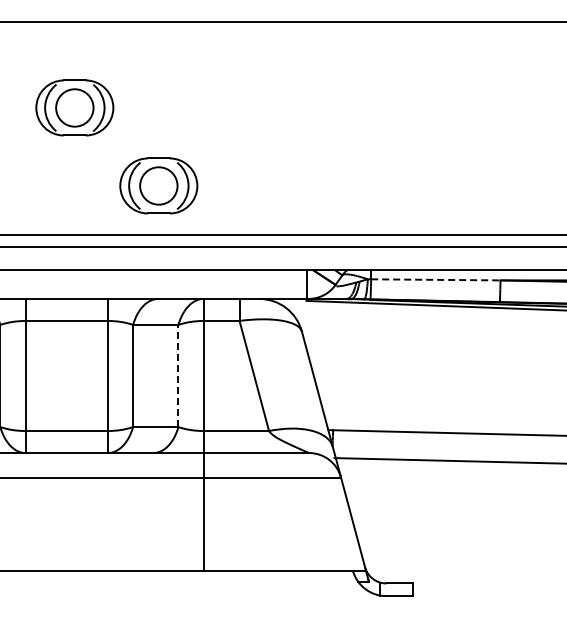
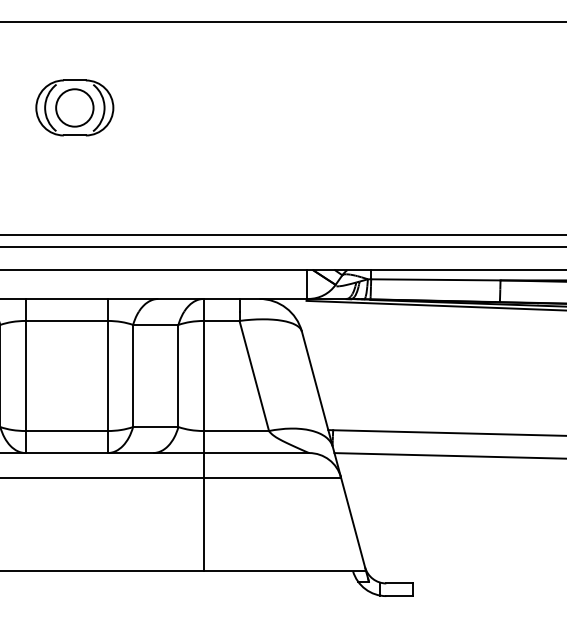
part: present -> none (158, 185)
line: dashed -> solid (435, 279)
line: dashed -> solid (178, 375)
line position: (448, 460) -> (448, 455) (448, 455)
